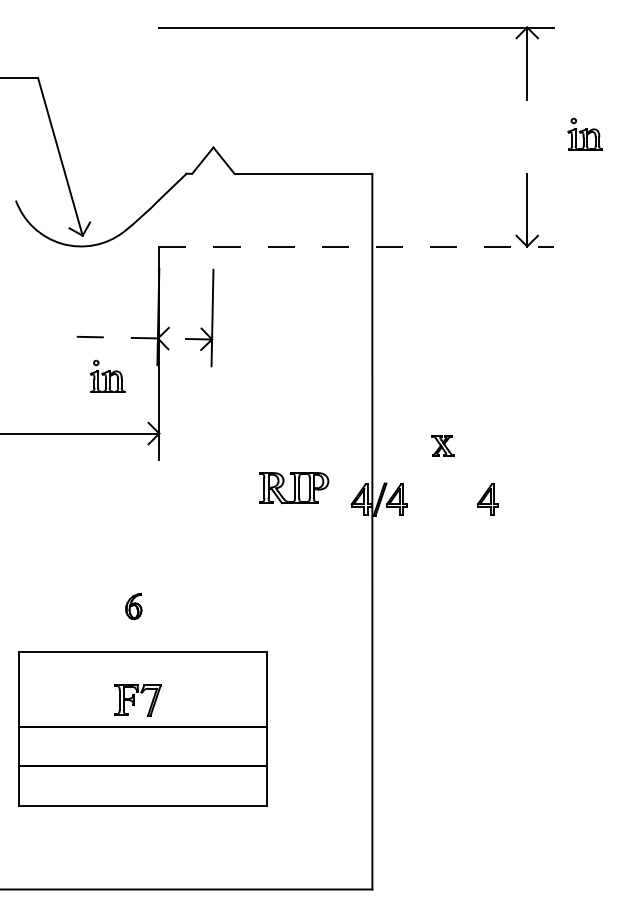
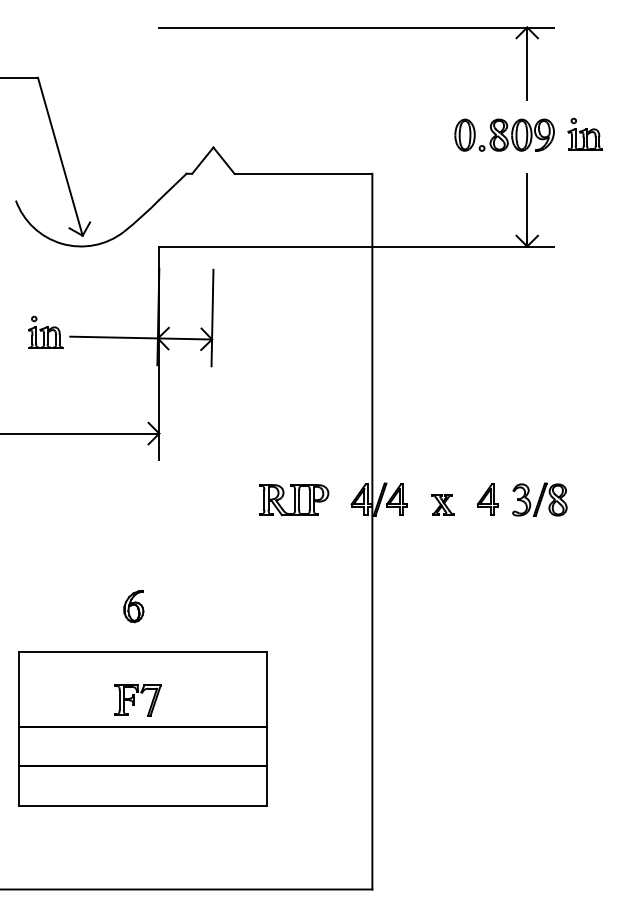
part: none -> present (504, 134)
line: dashed -> solid (357, 246)
line: dashed -> solid (141, 338)
part position: (107, 375) -> (45, 331) (45, 331)
part position: (442, 445) -> (442, 504) (442, 504)
part position: (294, 488) -> (294, 500) (294, 500)
part: none -> present (539, 499)
part size: 18x28 px -> 22x34 px (133, 606)
